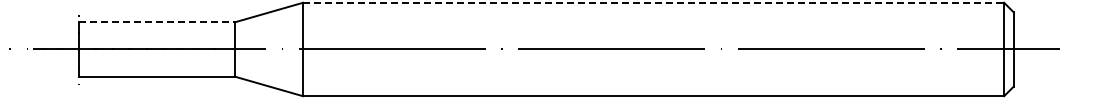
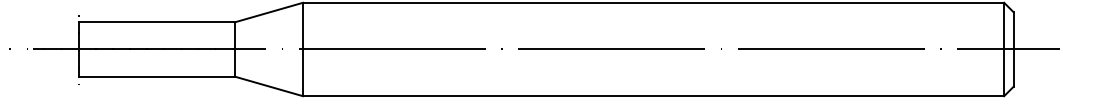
line: dashed -> solid (653, 2)
line: dashed -> solid (157, 22)
